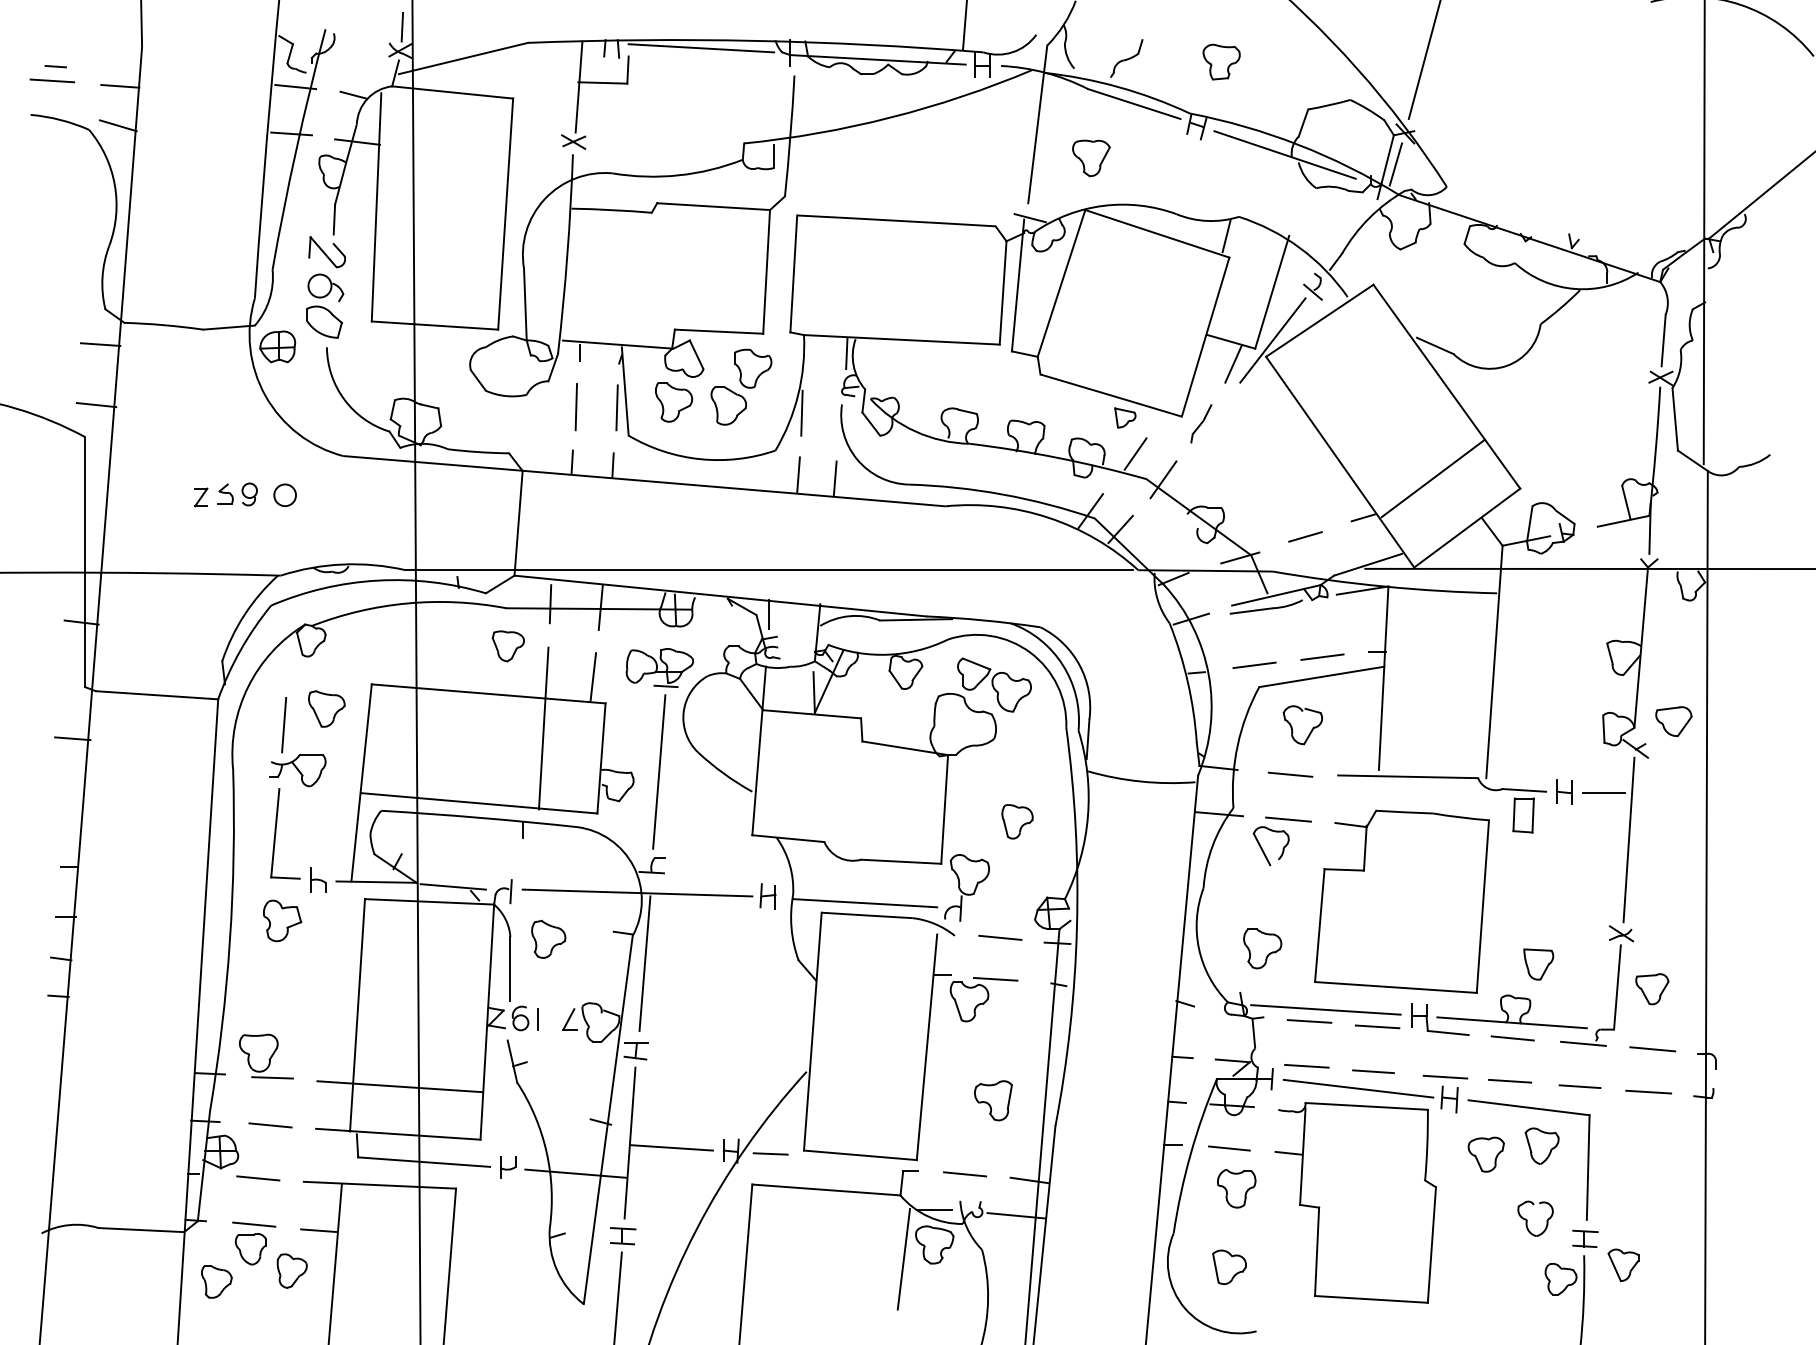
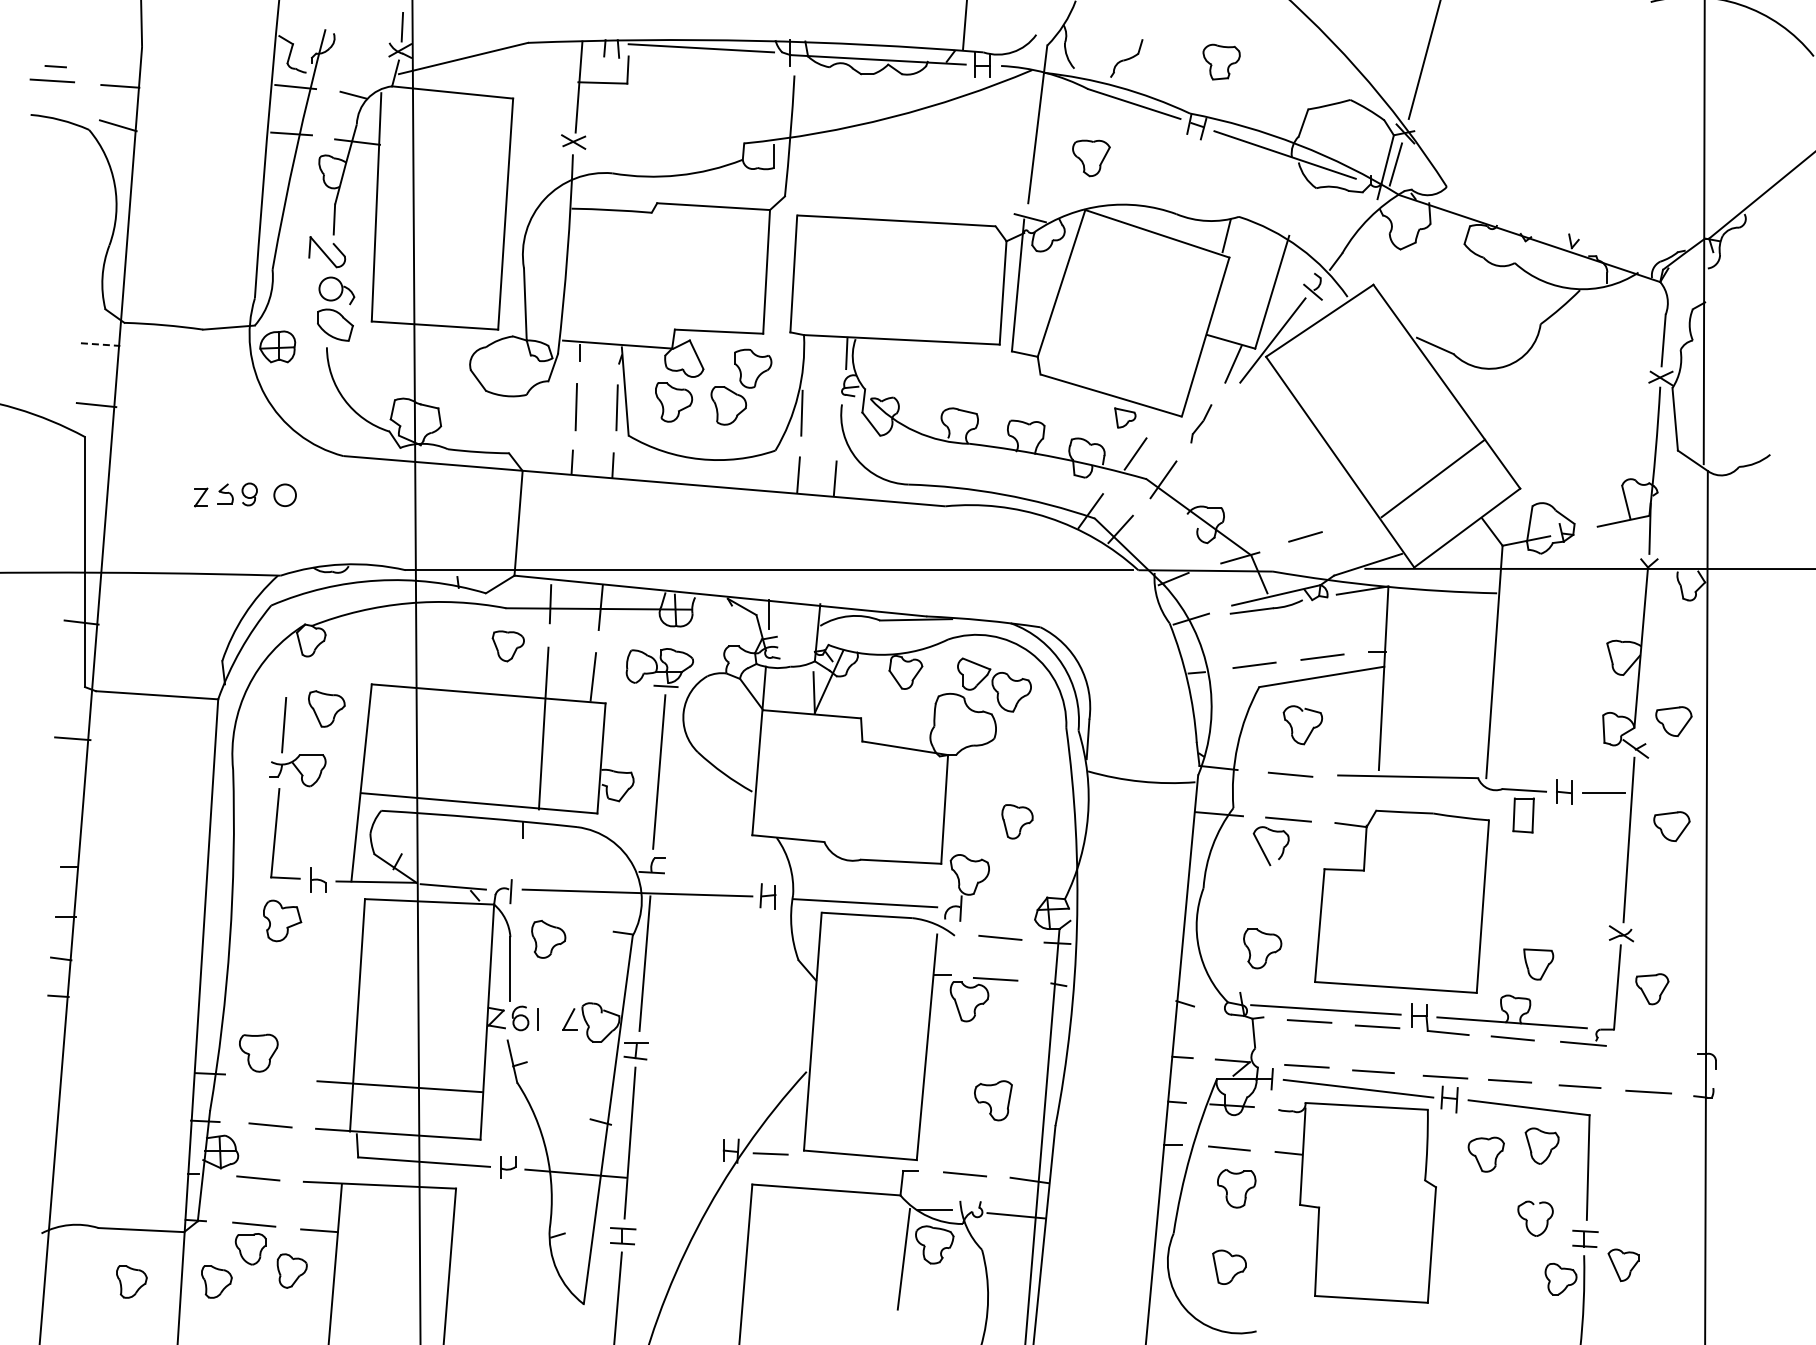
part position: (325, 305) -> (336, 308) (336, 308)
line: solid -> dashed (100, 344)
line: present -> none (1362, 517)
part: none -> present (1671, 826)
line: present -> none (1652, 1049)
line: present -> none (272, 1077)
line: present -> none (671, 1147)
part: none -> present (131, 1281)
